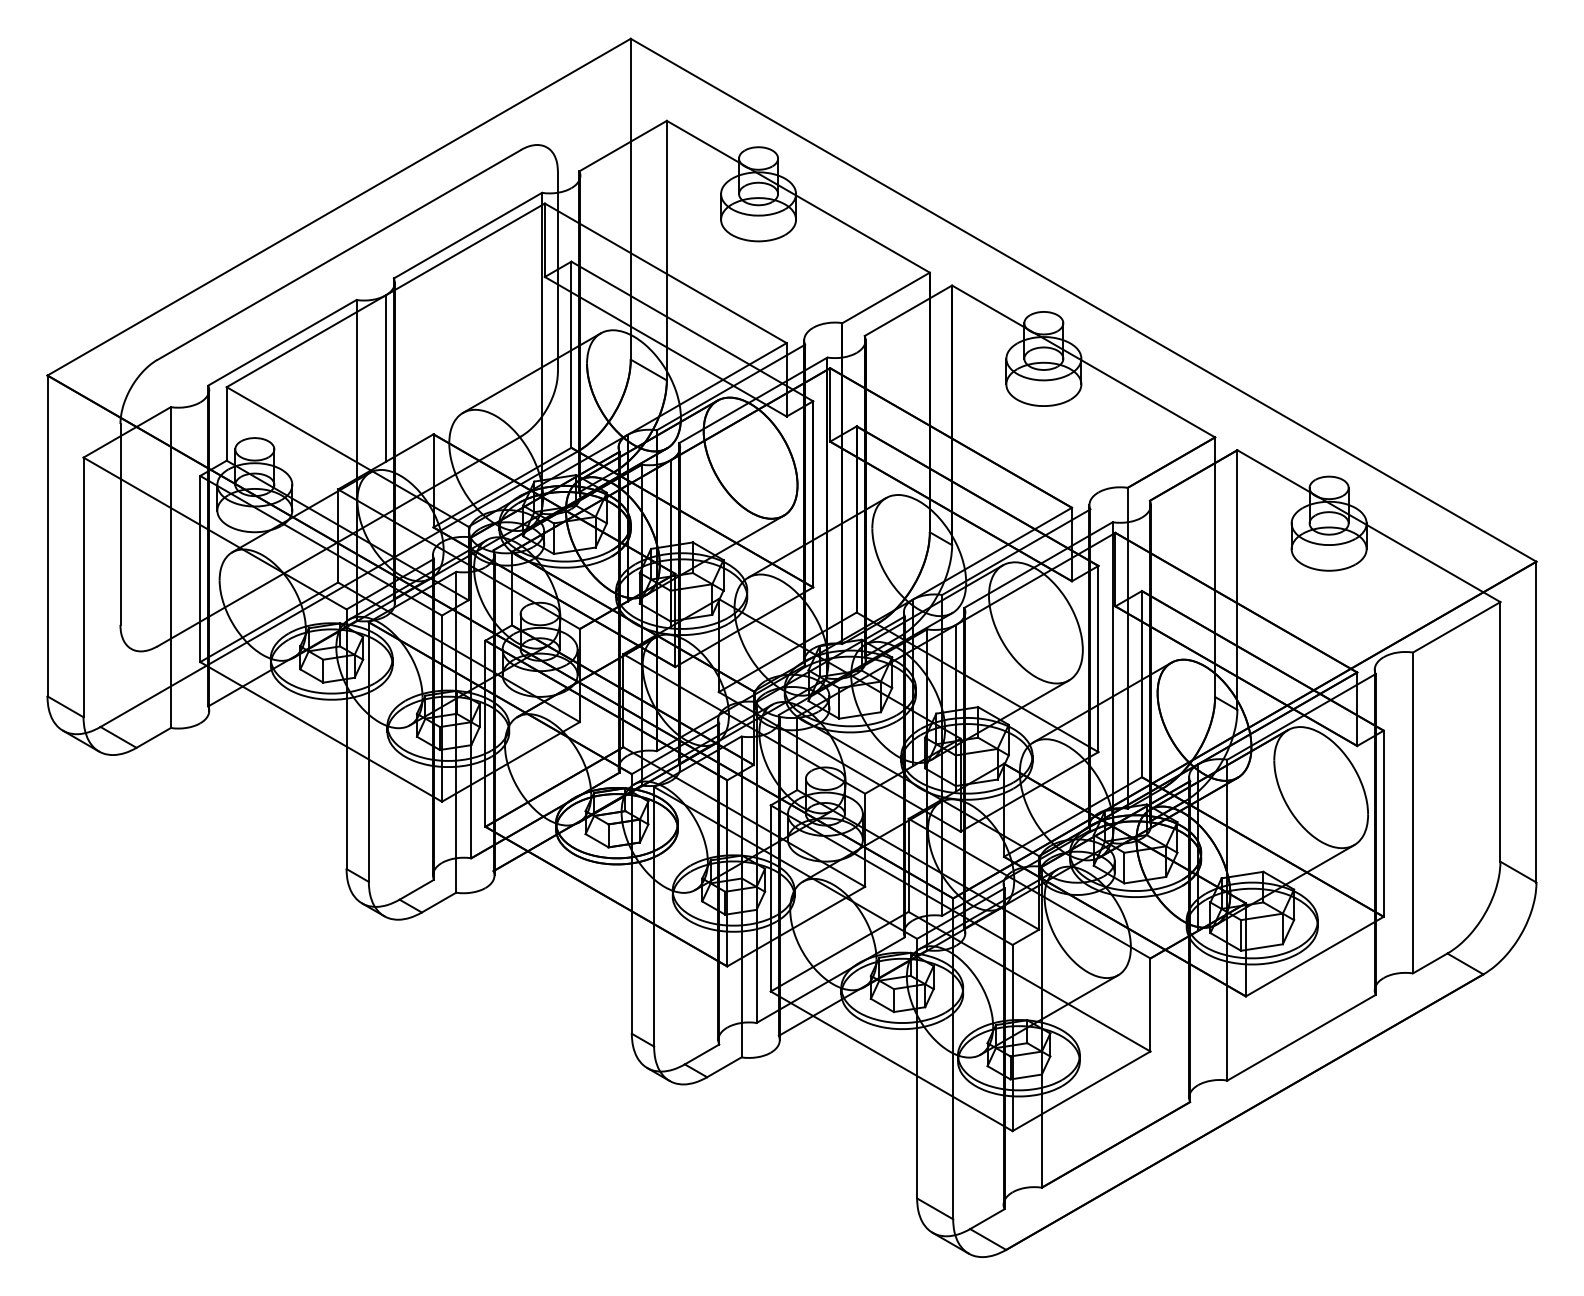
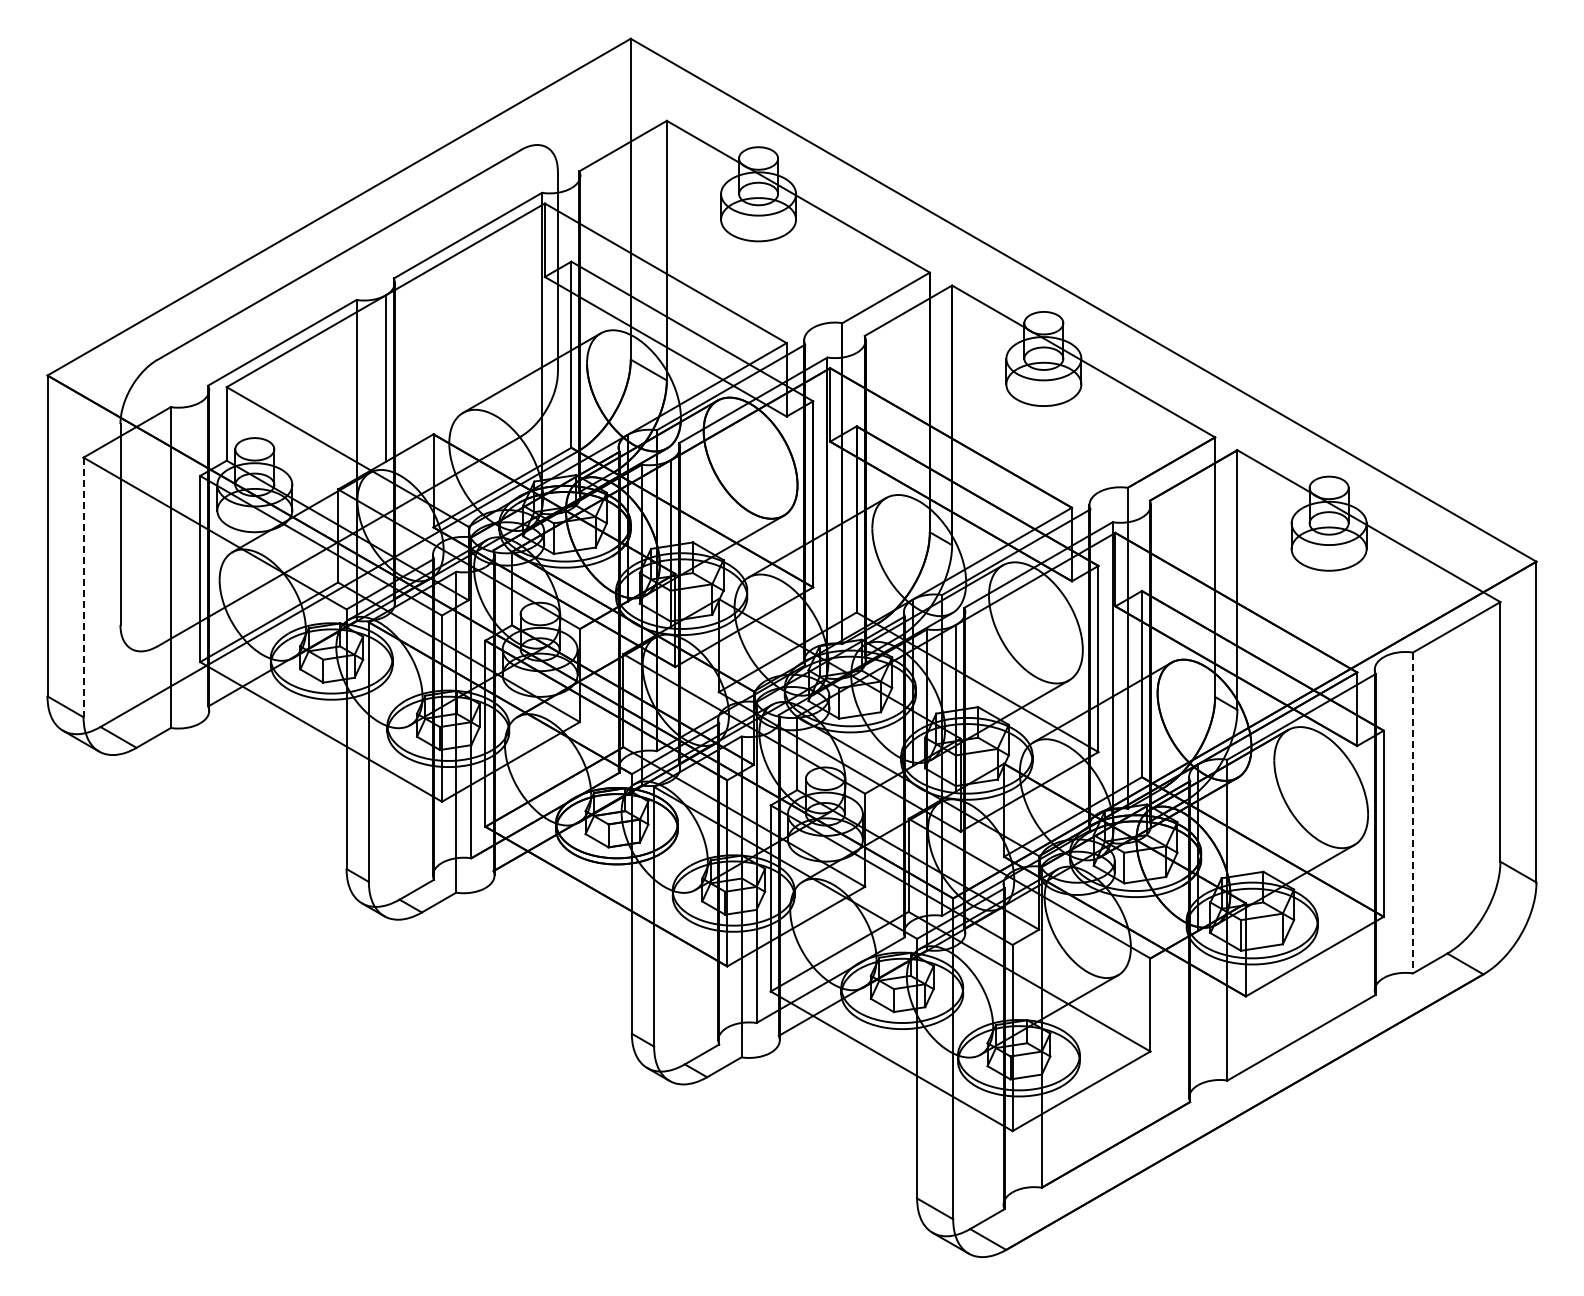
line: solid -> dashed (83, 587)
line: solid -> dashed (1413, 813)
